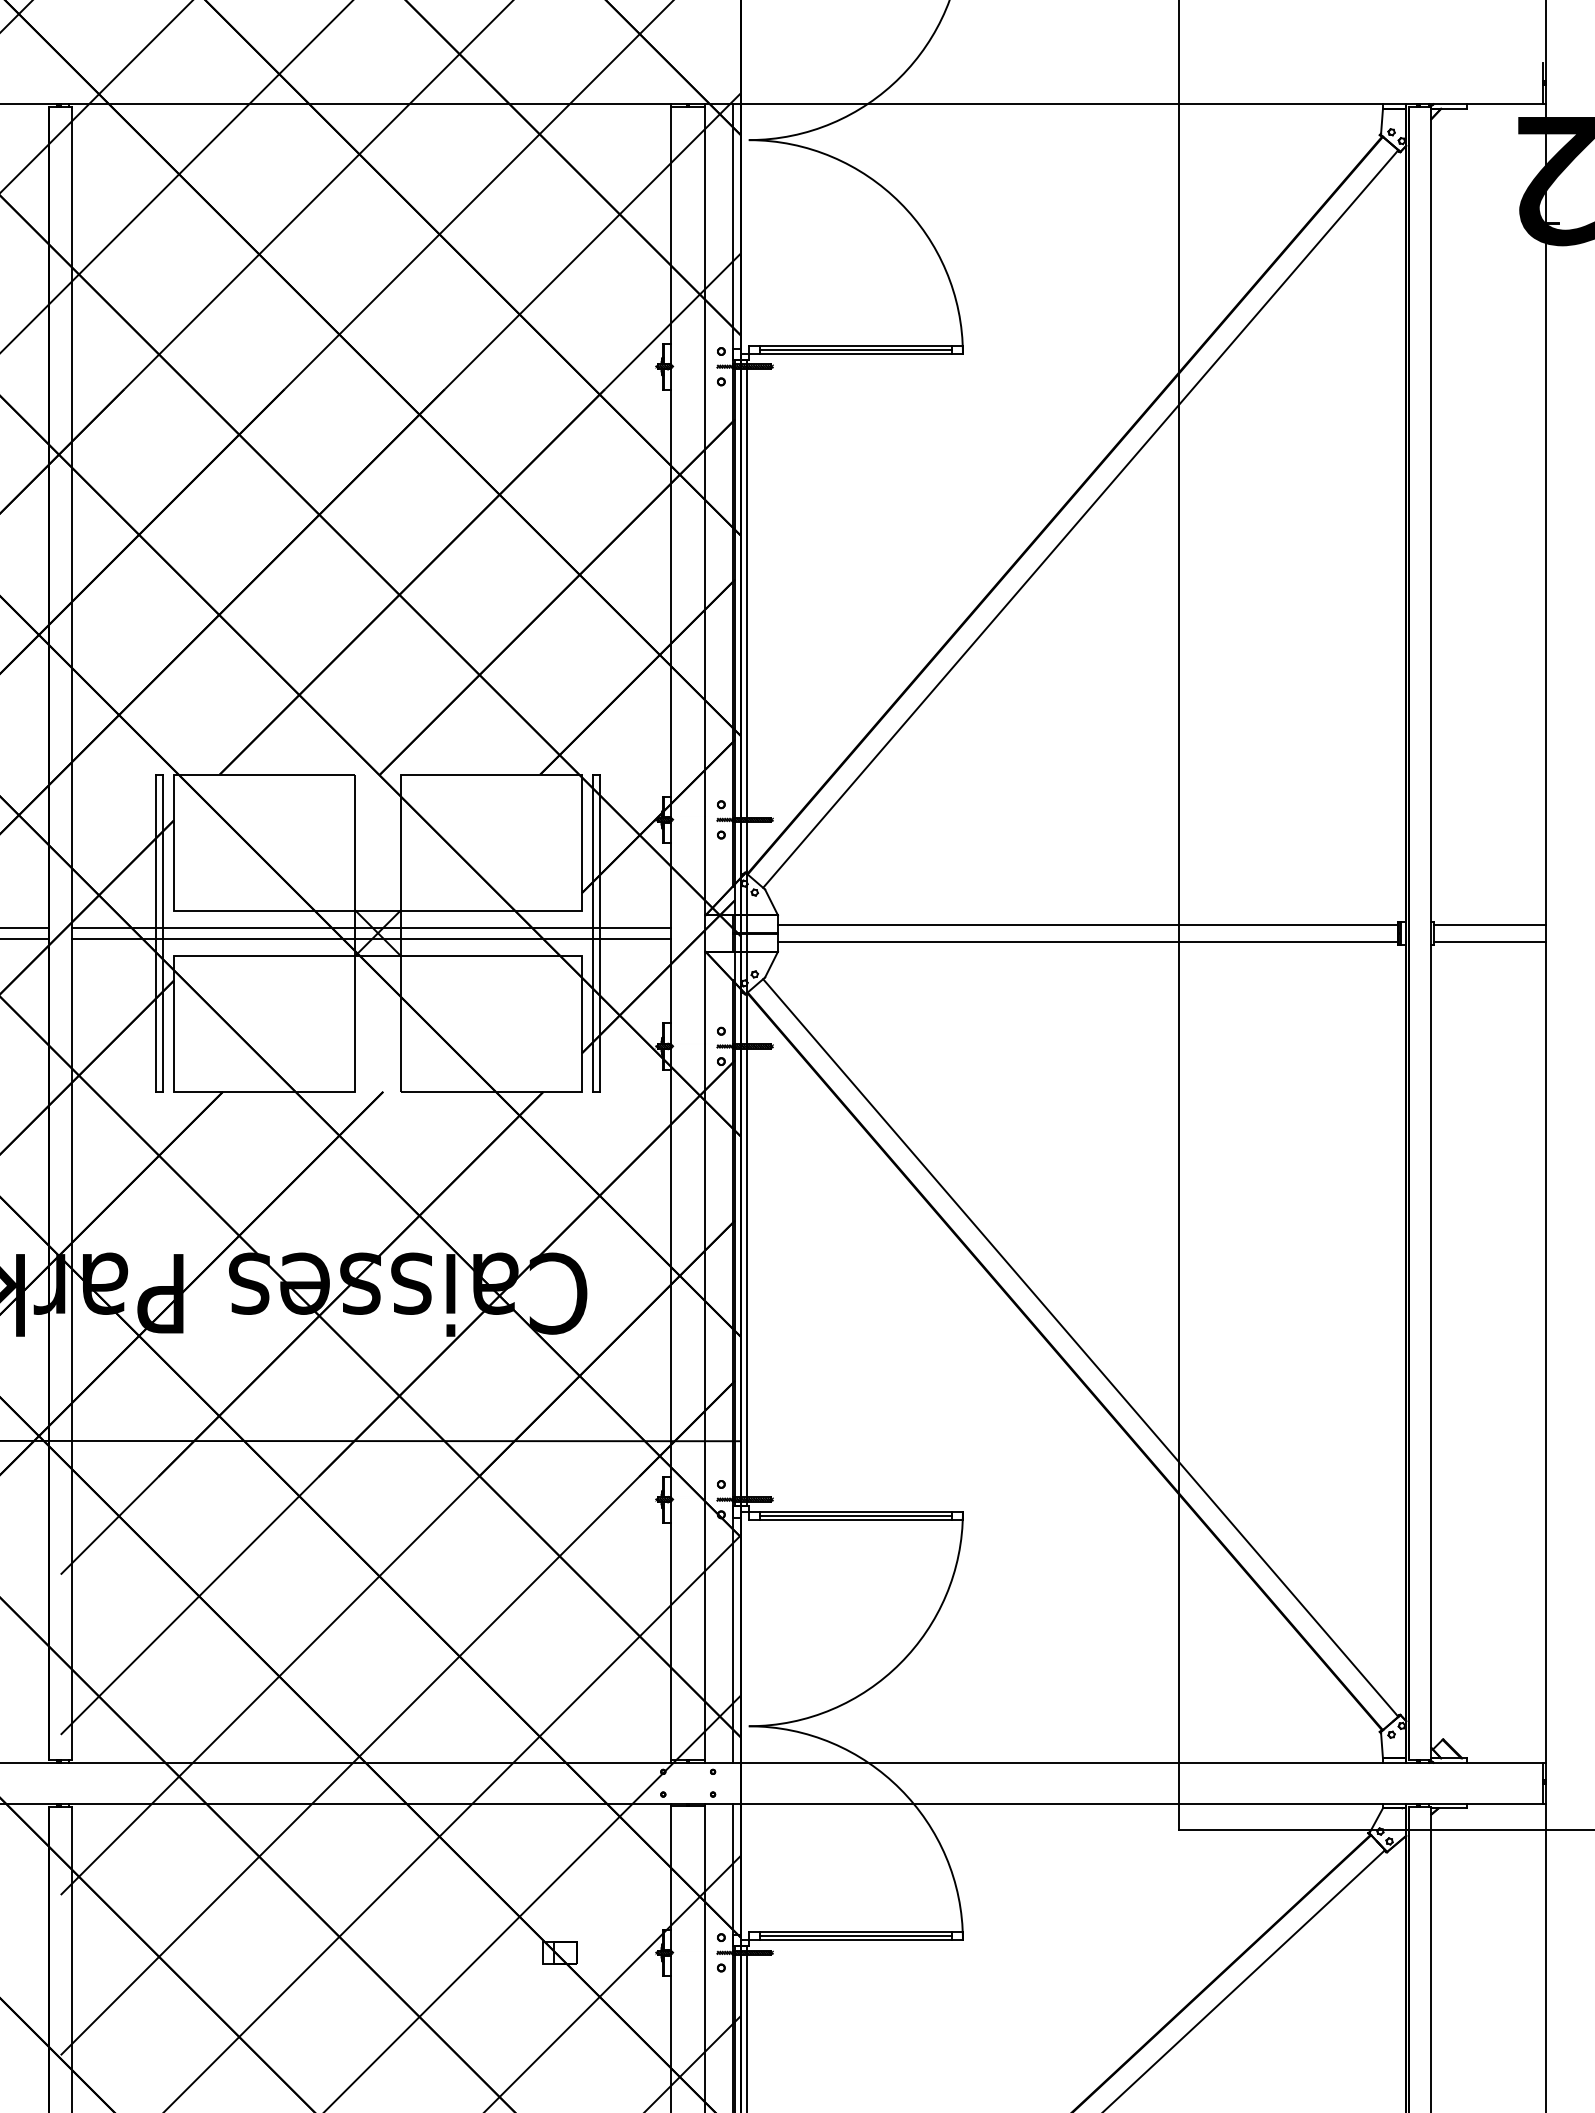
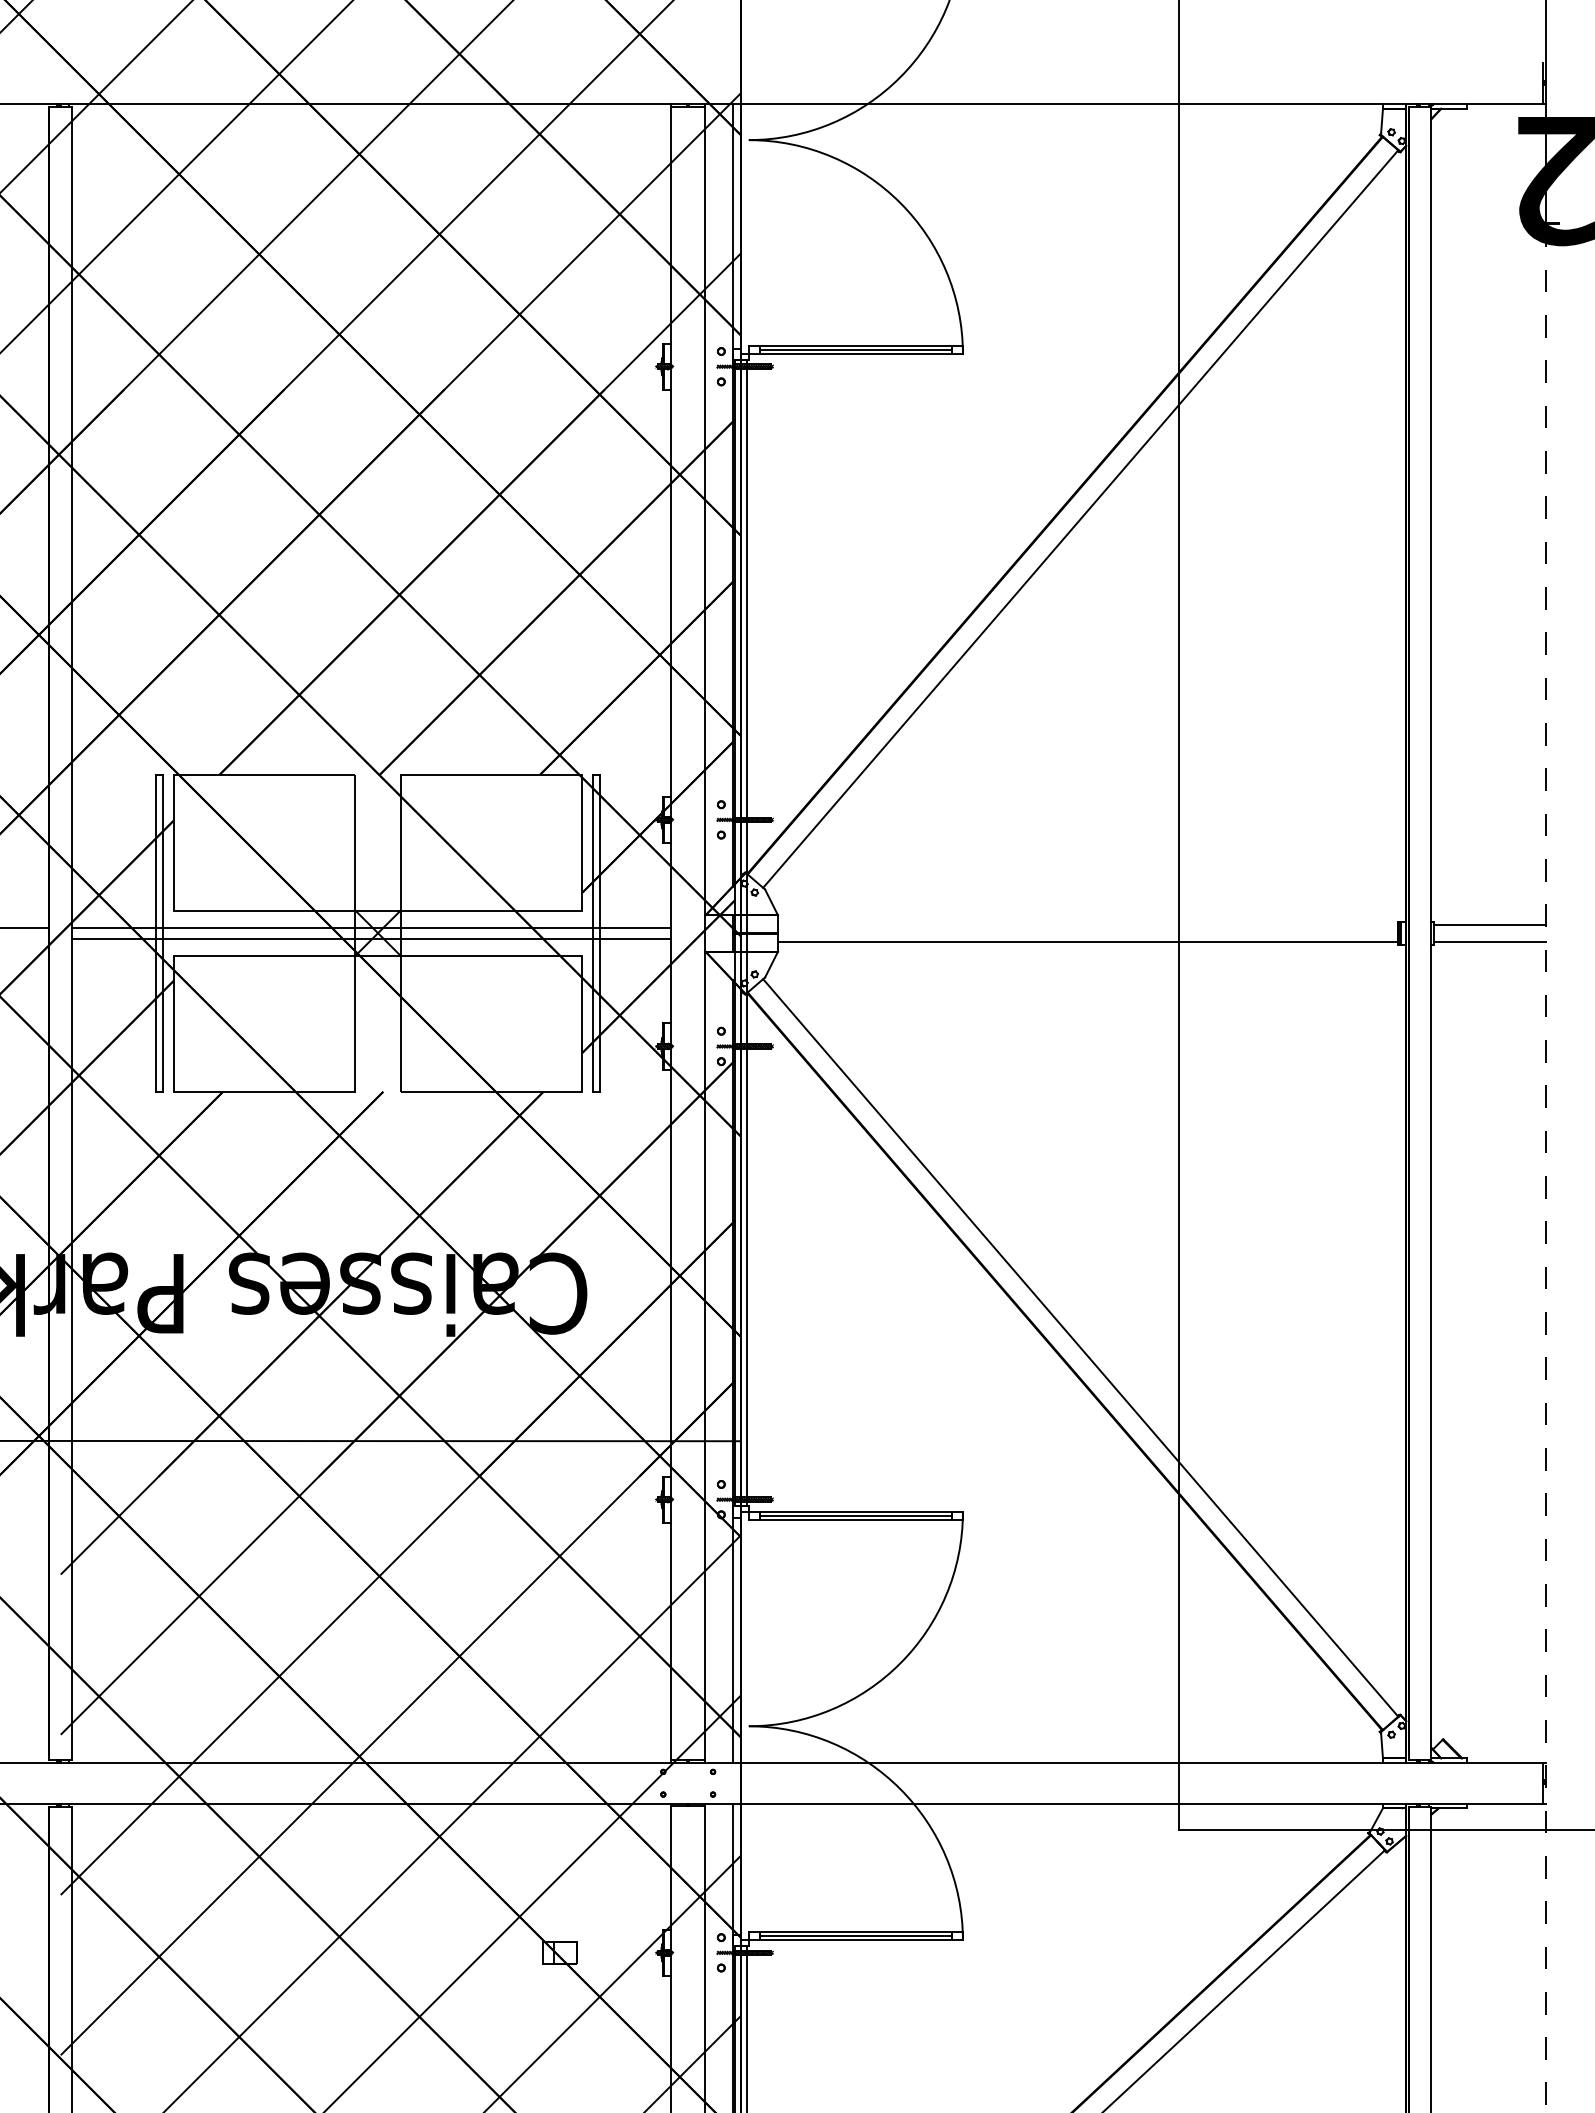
line: present -> none (1087, 925)
line: present -> none (25, 939)
line: solid -> dashed (1545, 1168)
